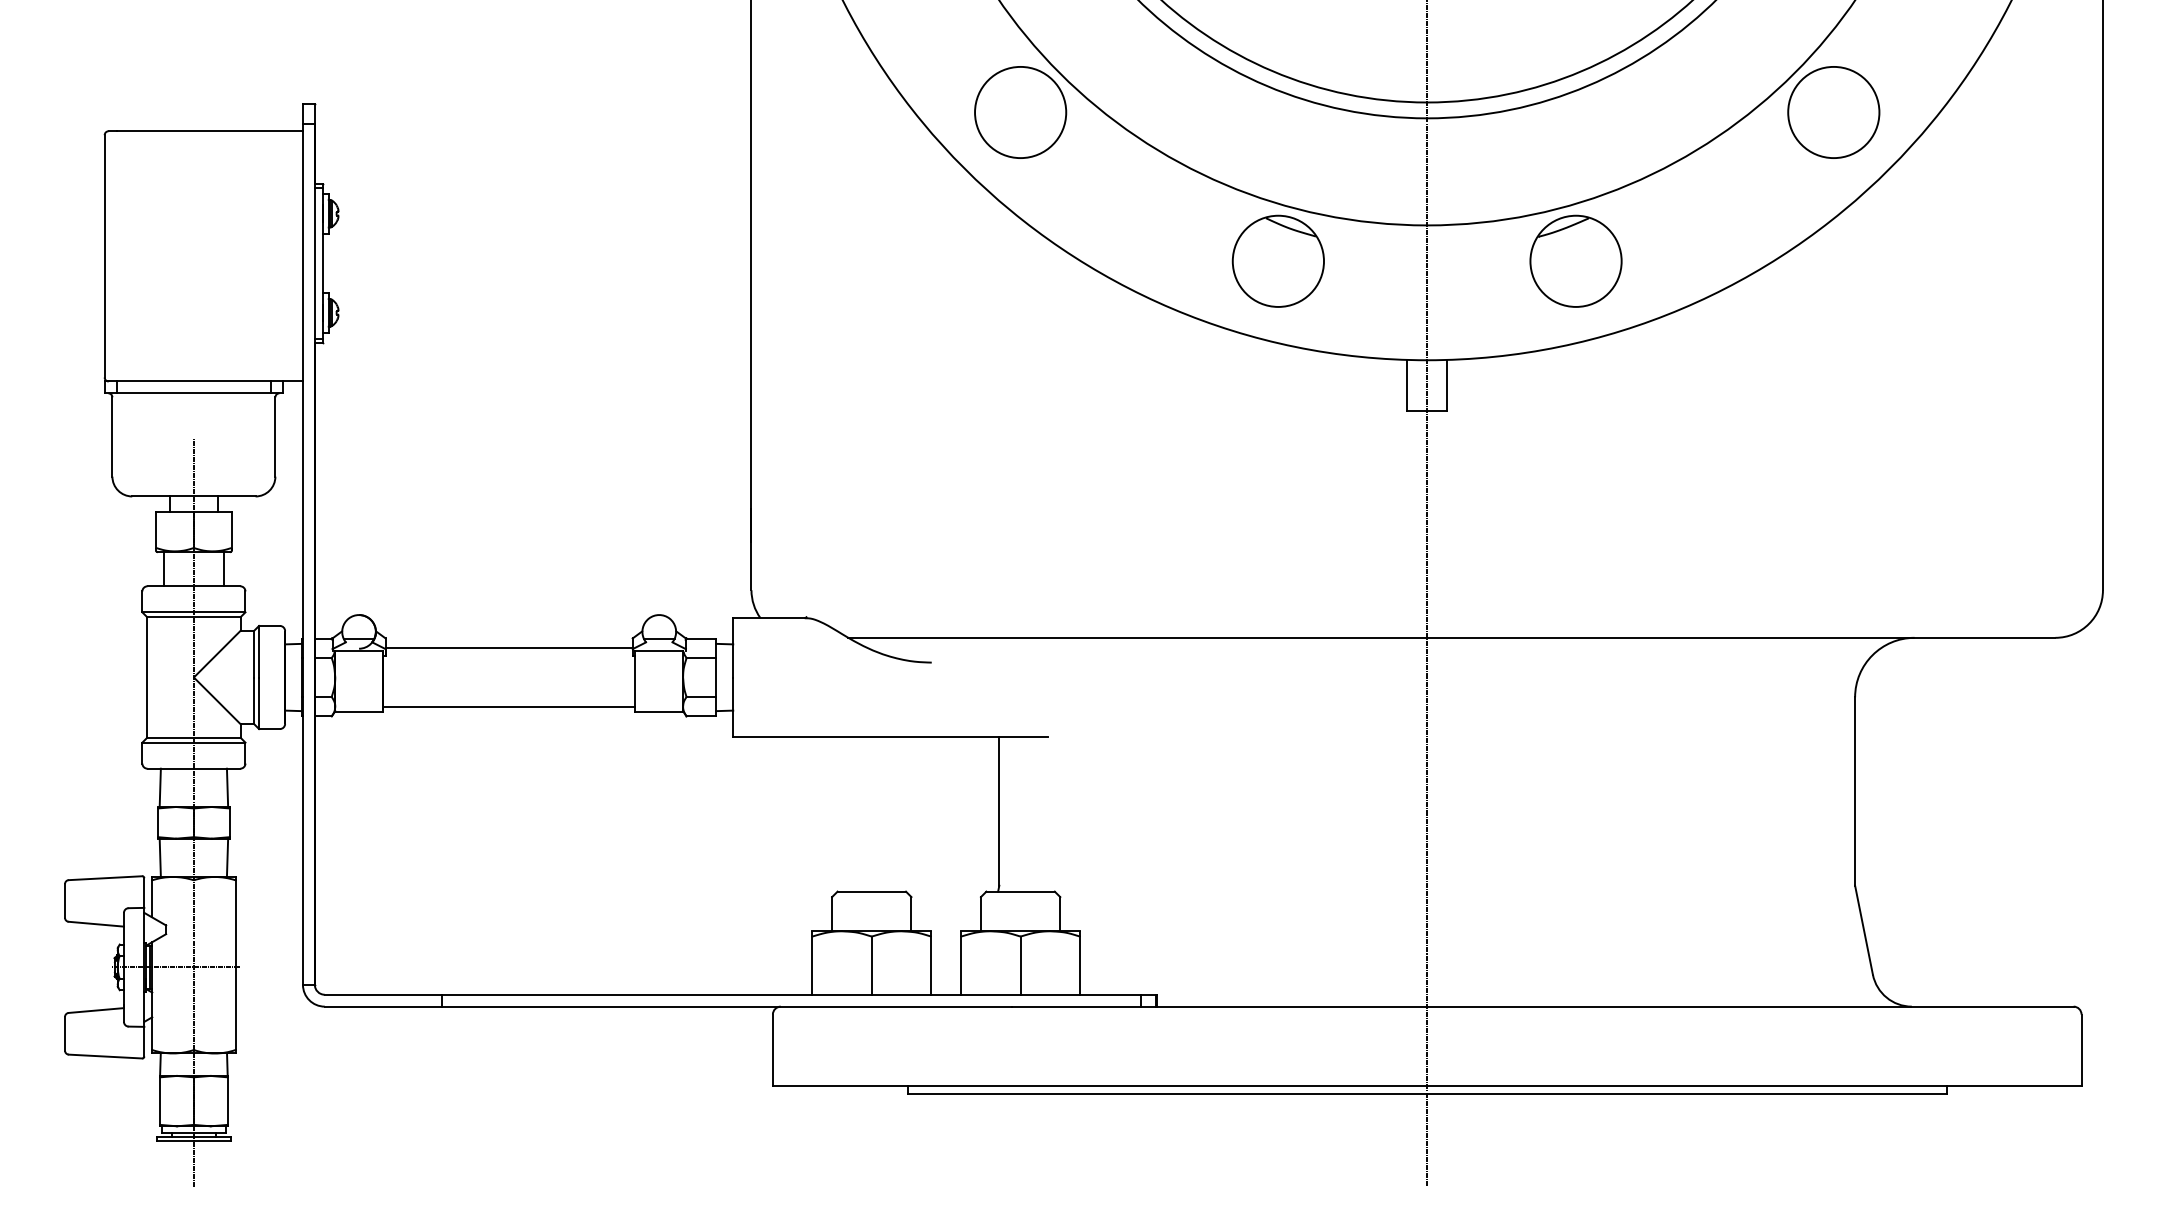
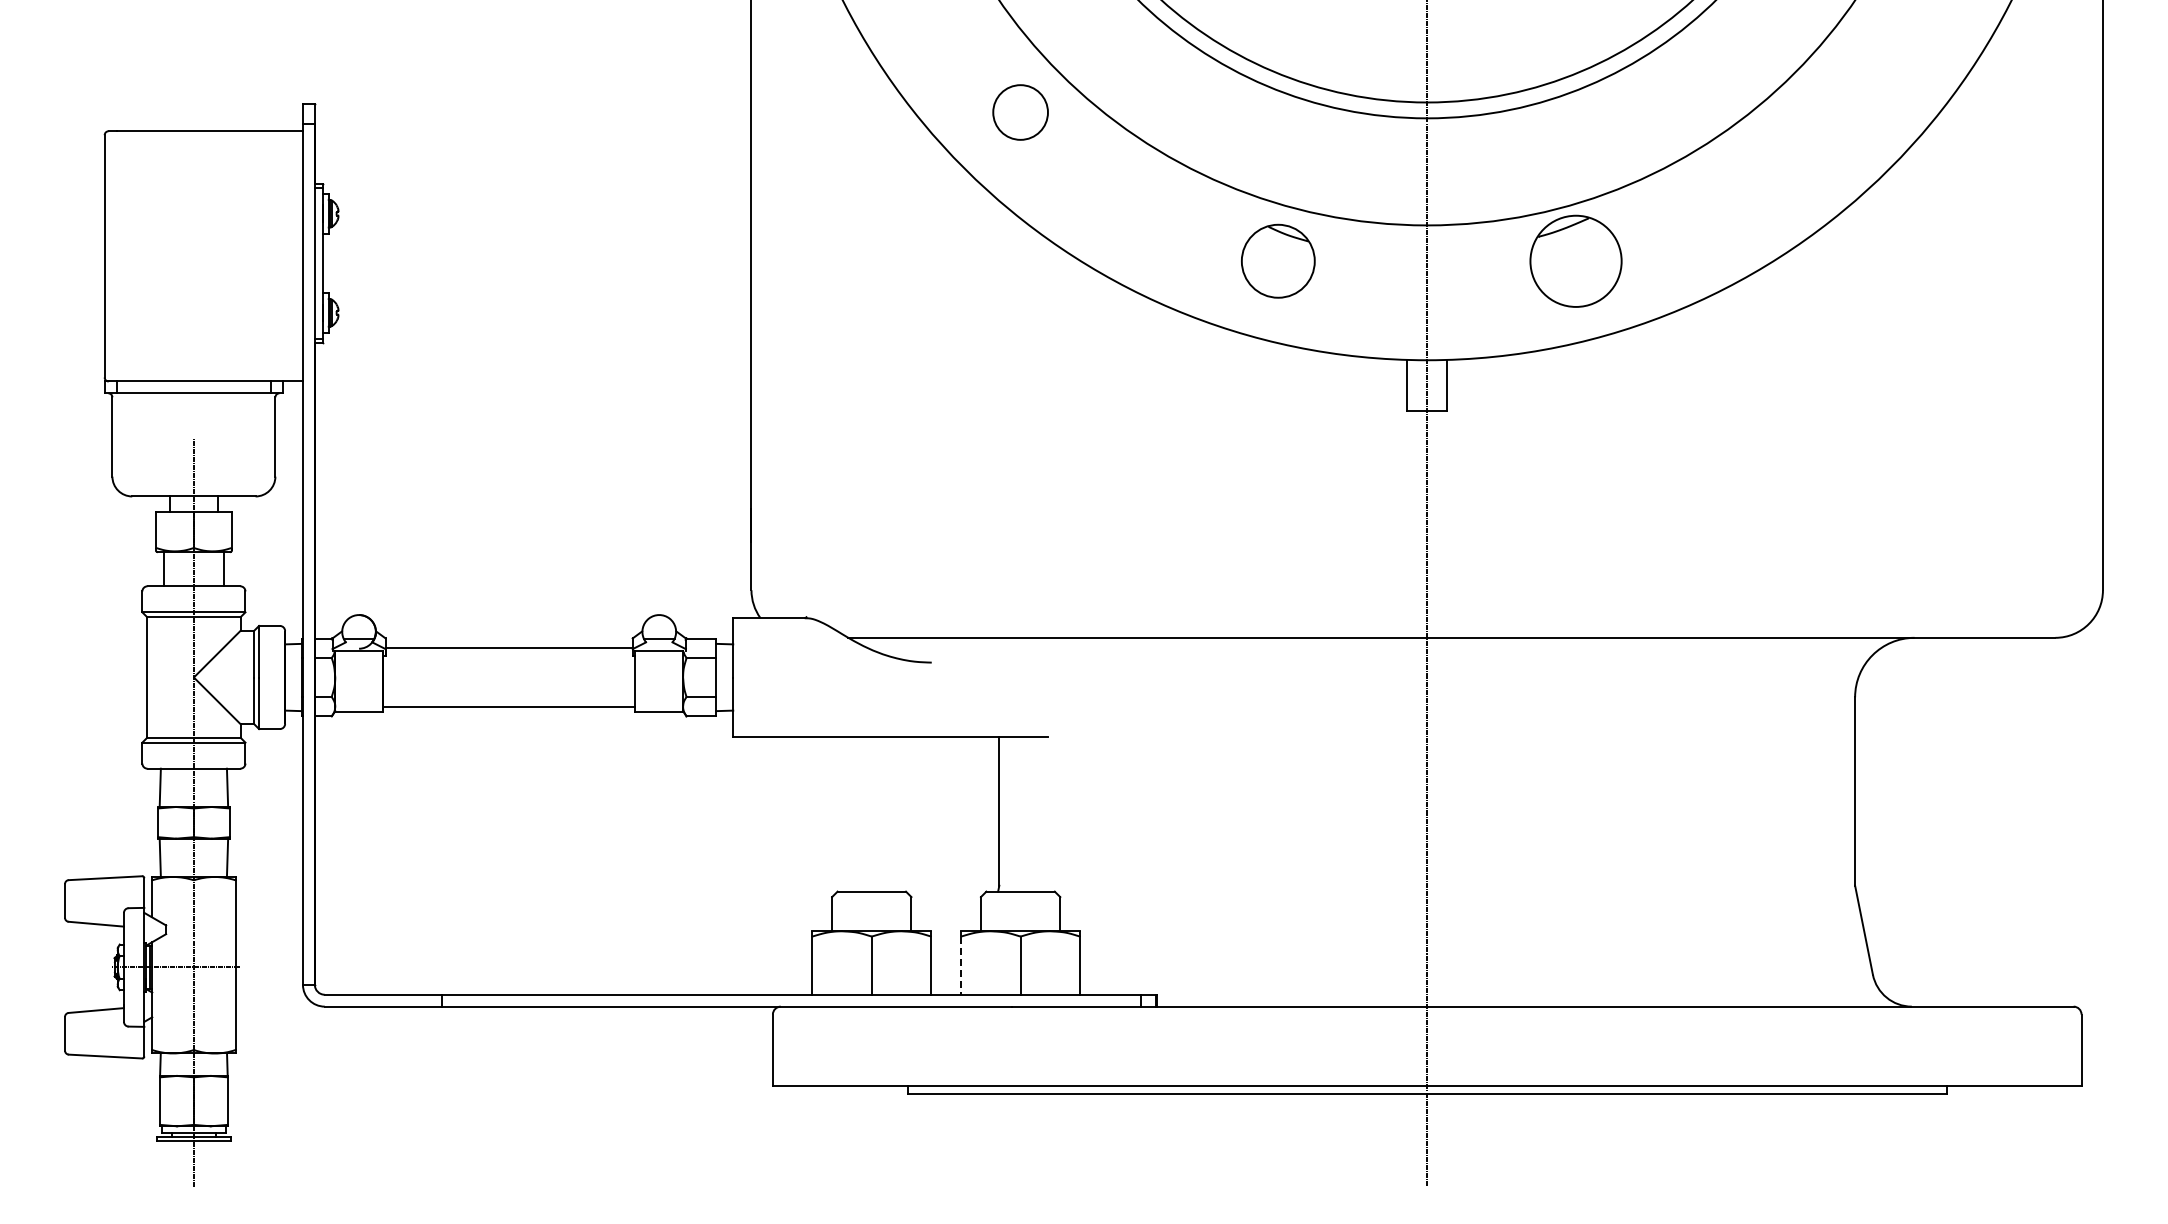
circle diameter: 91 px -> 55 px (1020, 112)
circle: present -> none (1833, 112)
part size: 94x94 px -> 75x76 px (1278, 260)
line: solid -> dashed (961, 966)
